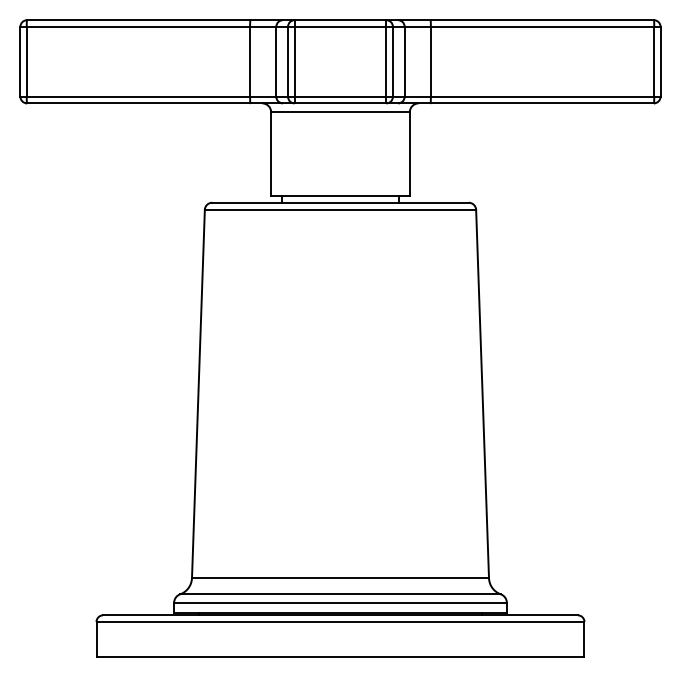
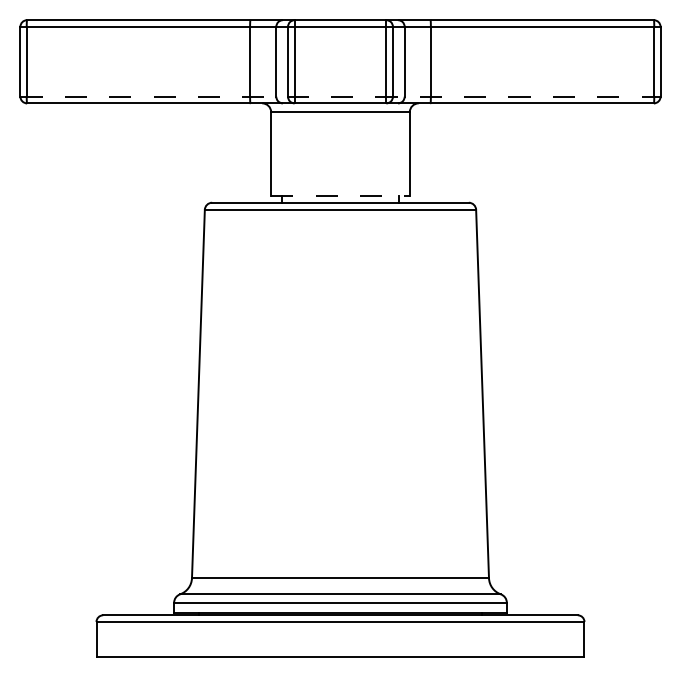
line: solid -> dashed (341, 96)
line: solid -> dashed (340, 195)
